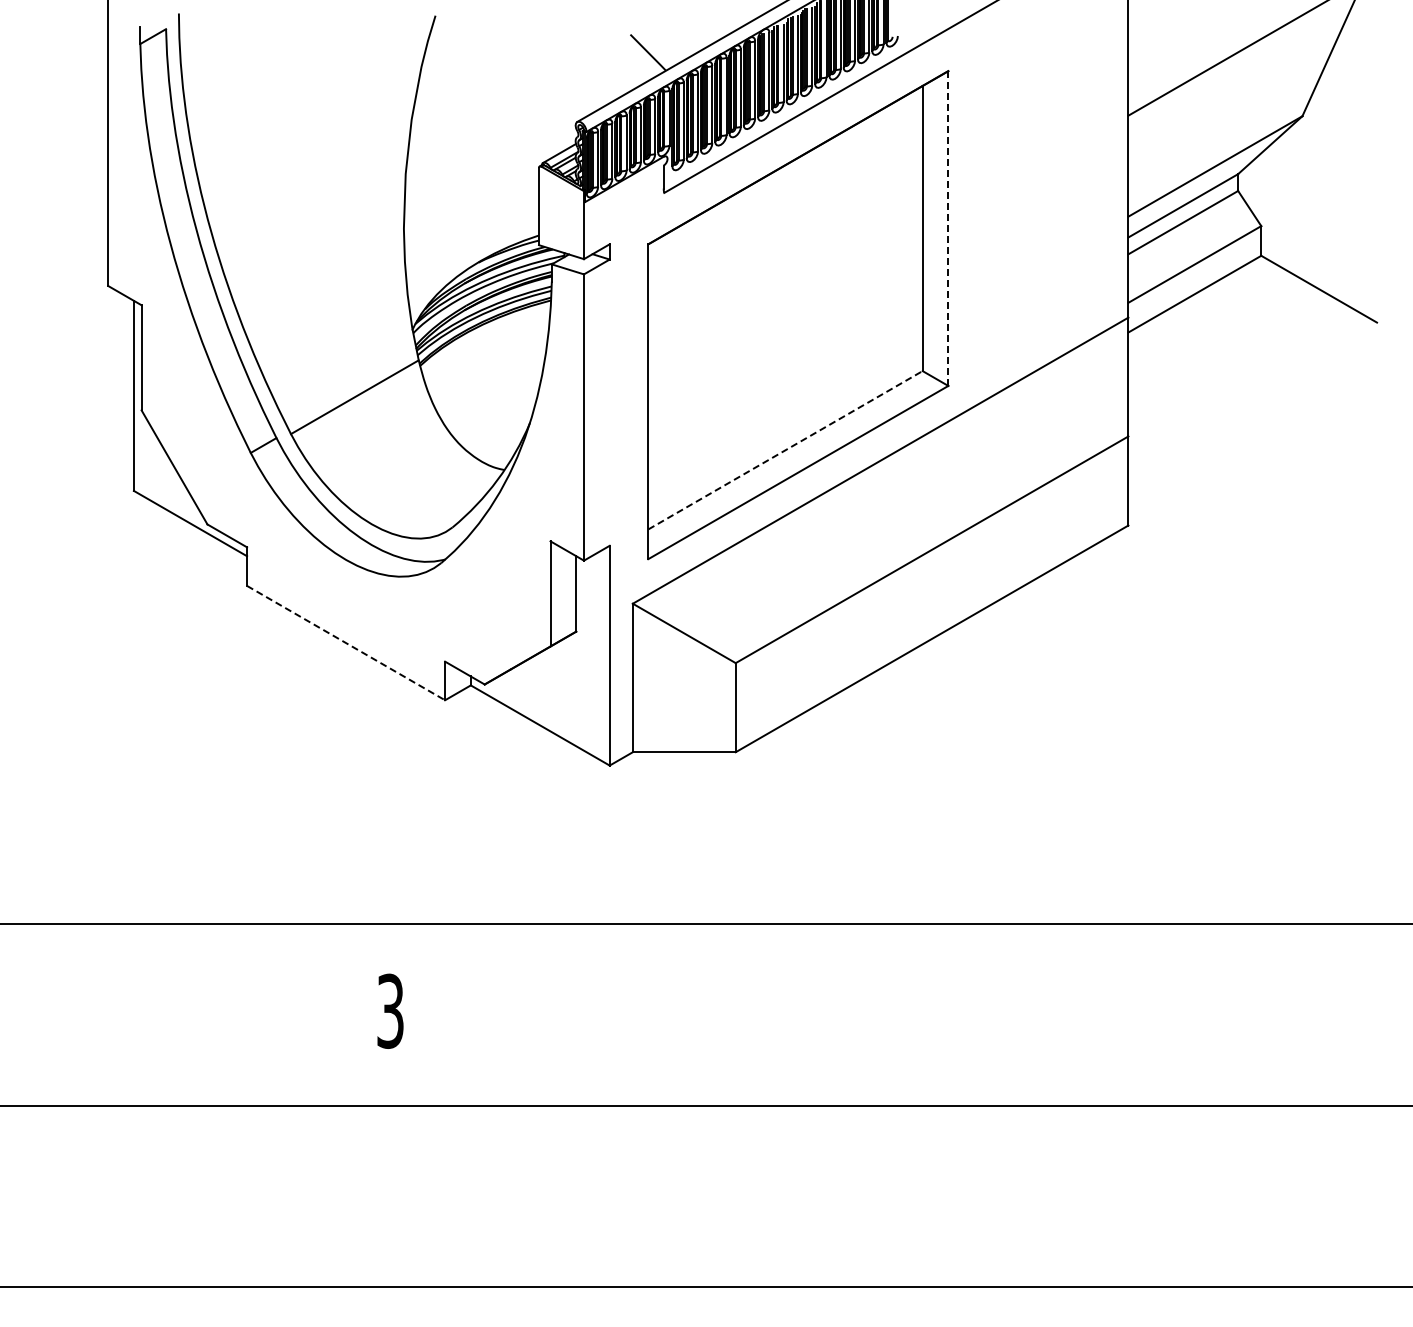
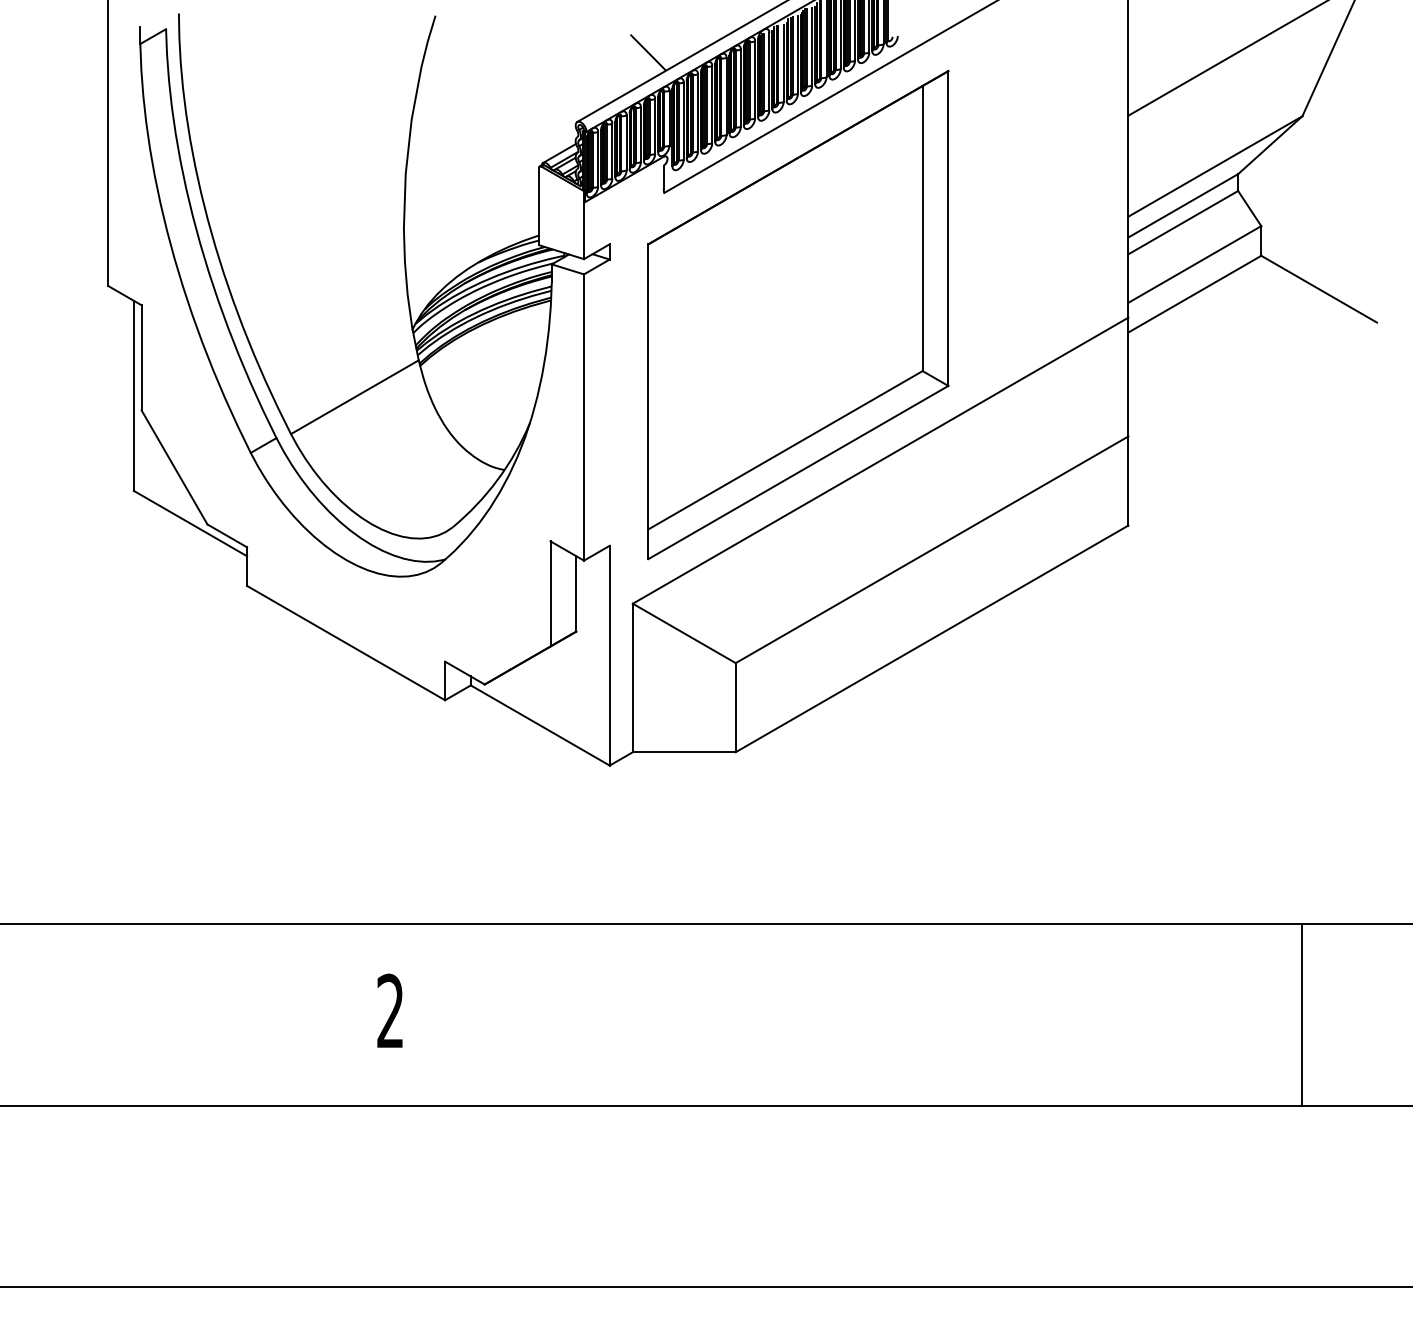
line: dashed -> solid (948, 228)
line: dashed -> solid (785, 450)
line: dashed -> solid (346, 643)
text: 3 -> 2 (390, 1010)
line: none -> present (1302, 1014)
